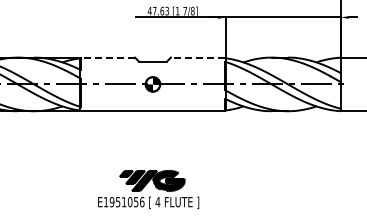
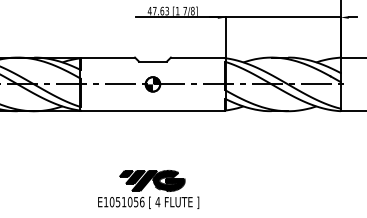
line: dashed -> solid (108, 57)
line: dashed -> solid (197, 57)
text: E1951056 -> E1051056 (111, 202)
